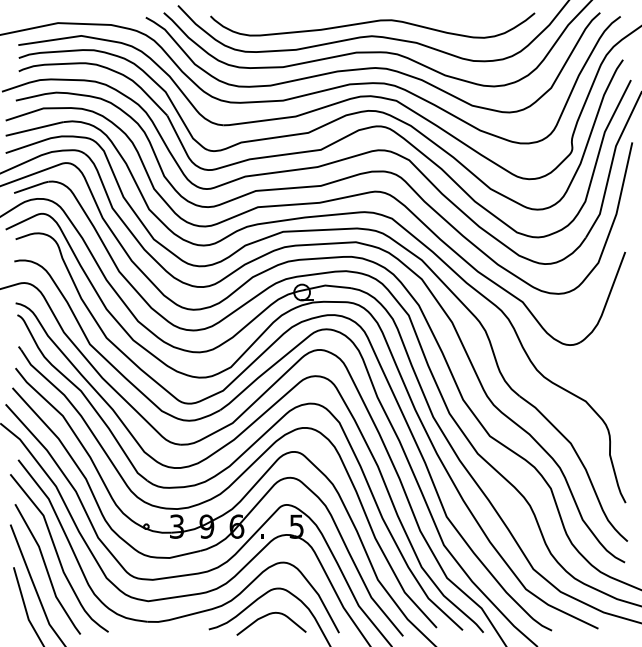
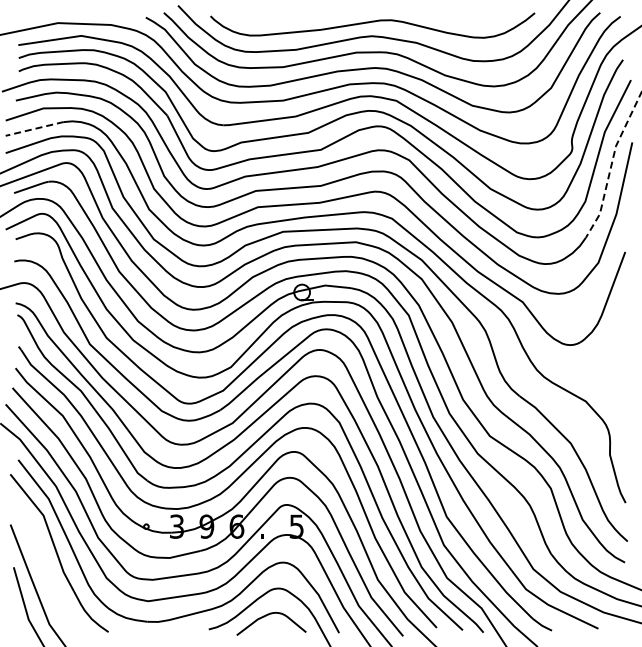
line: solid -> dashed (34, 128)
line: solid -> dashed (611, 164)
line: present -> none (47, 569)
